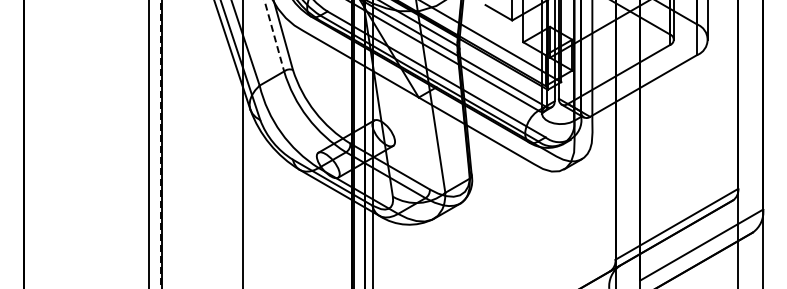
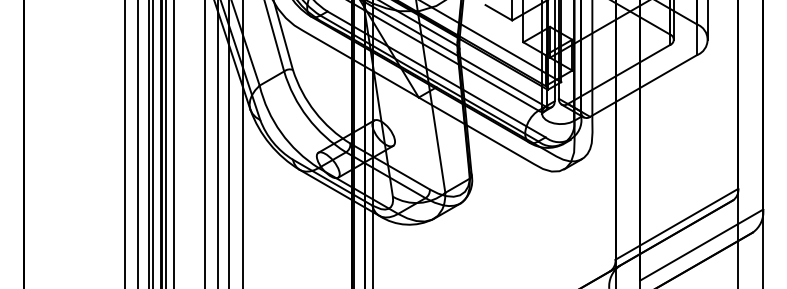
line: dashed -> solid (274, 35)
line: none -> present (125, 143)
line: none -> present (138, 143)
line: none -> present (152, 143)
line: none -> present (165, 143)
line: none -> present (174, 143)
line: none -> present (205, 143)
line: none -> present (218, 143)
line: none -> present (229, 143)
line: dashed -> solid (160, 144)
